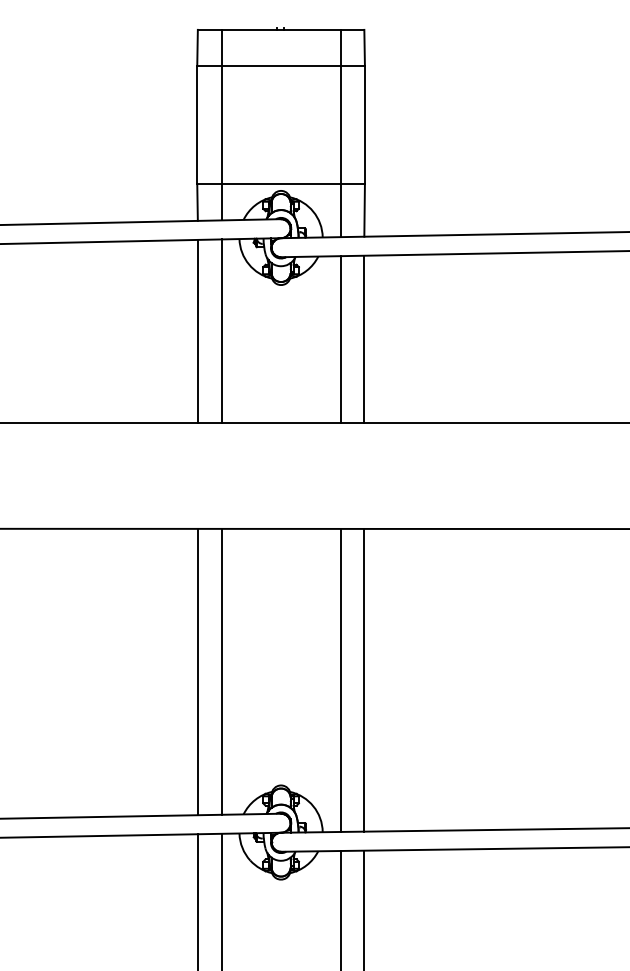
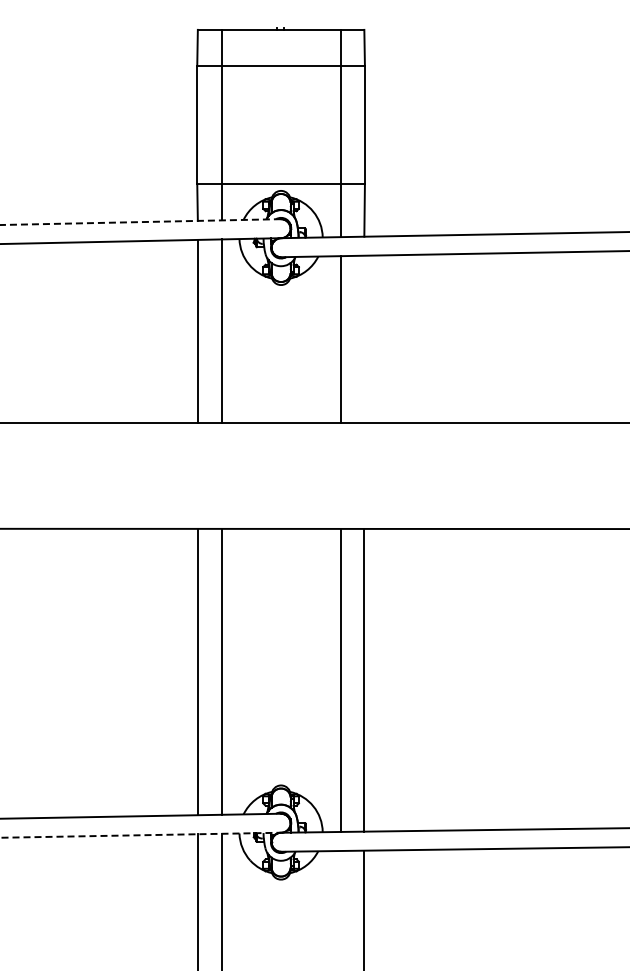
line: solid -> dashed (140, 222)
line: present -> none (364, 338)
line: solid -> dashed (141, 835)
line: present -> none (340, 909)
